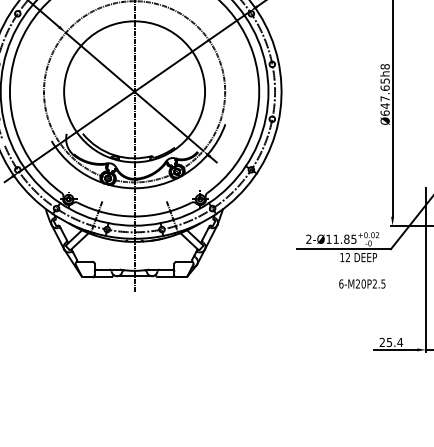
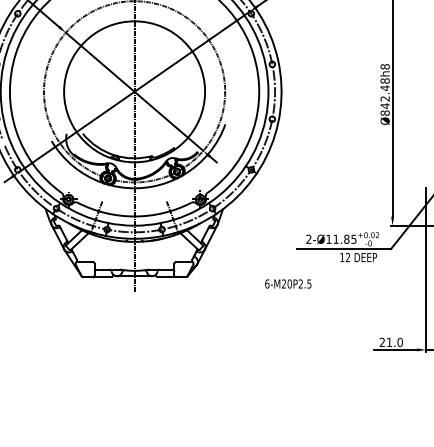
text: Ø647.65h8 -> Ø842.48h8 (384, 96)
text position: (362, 283) -> (288, 283) (288, 283)
text: 25.4 -> 21.0 (394, 342)
